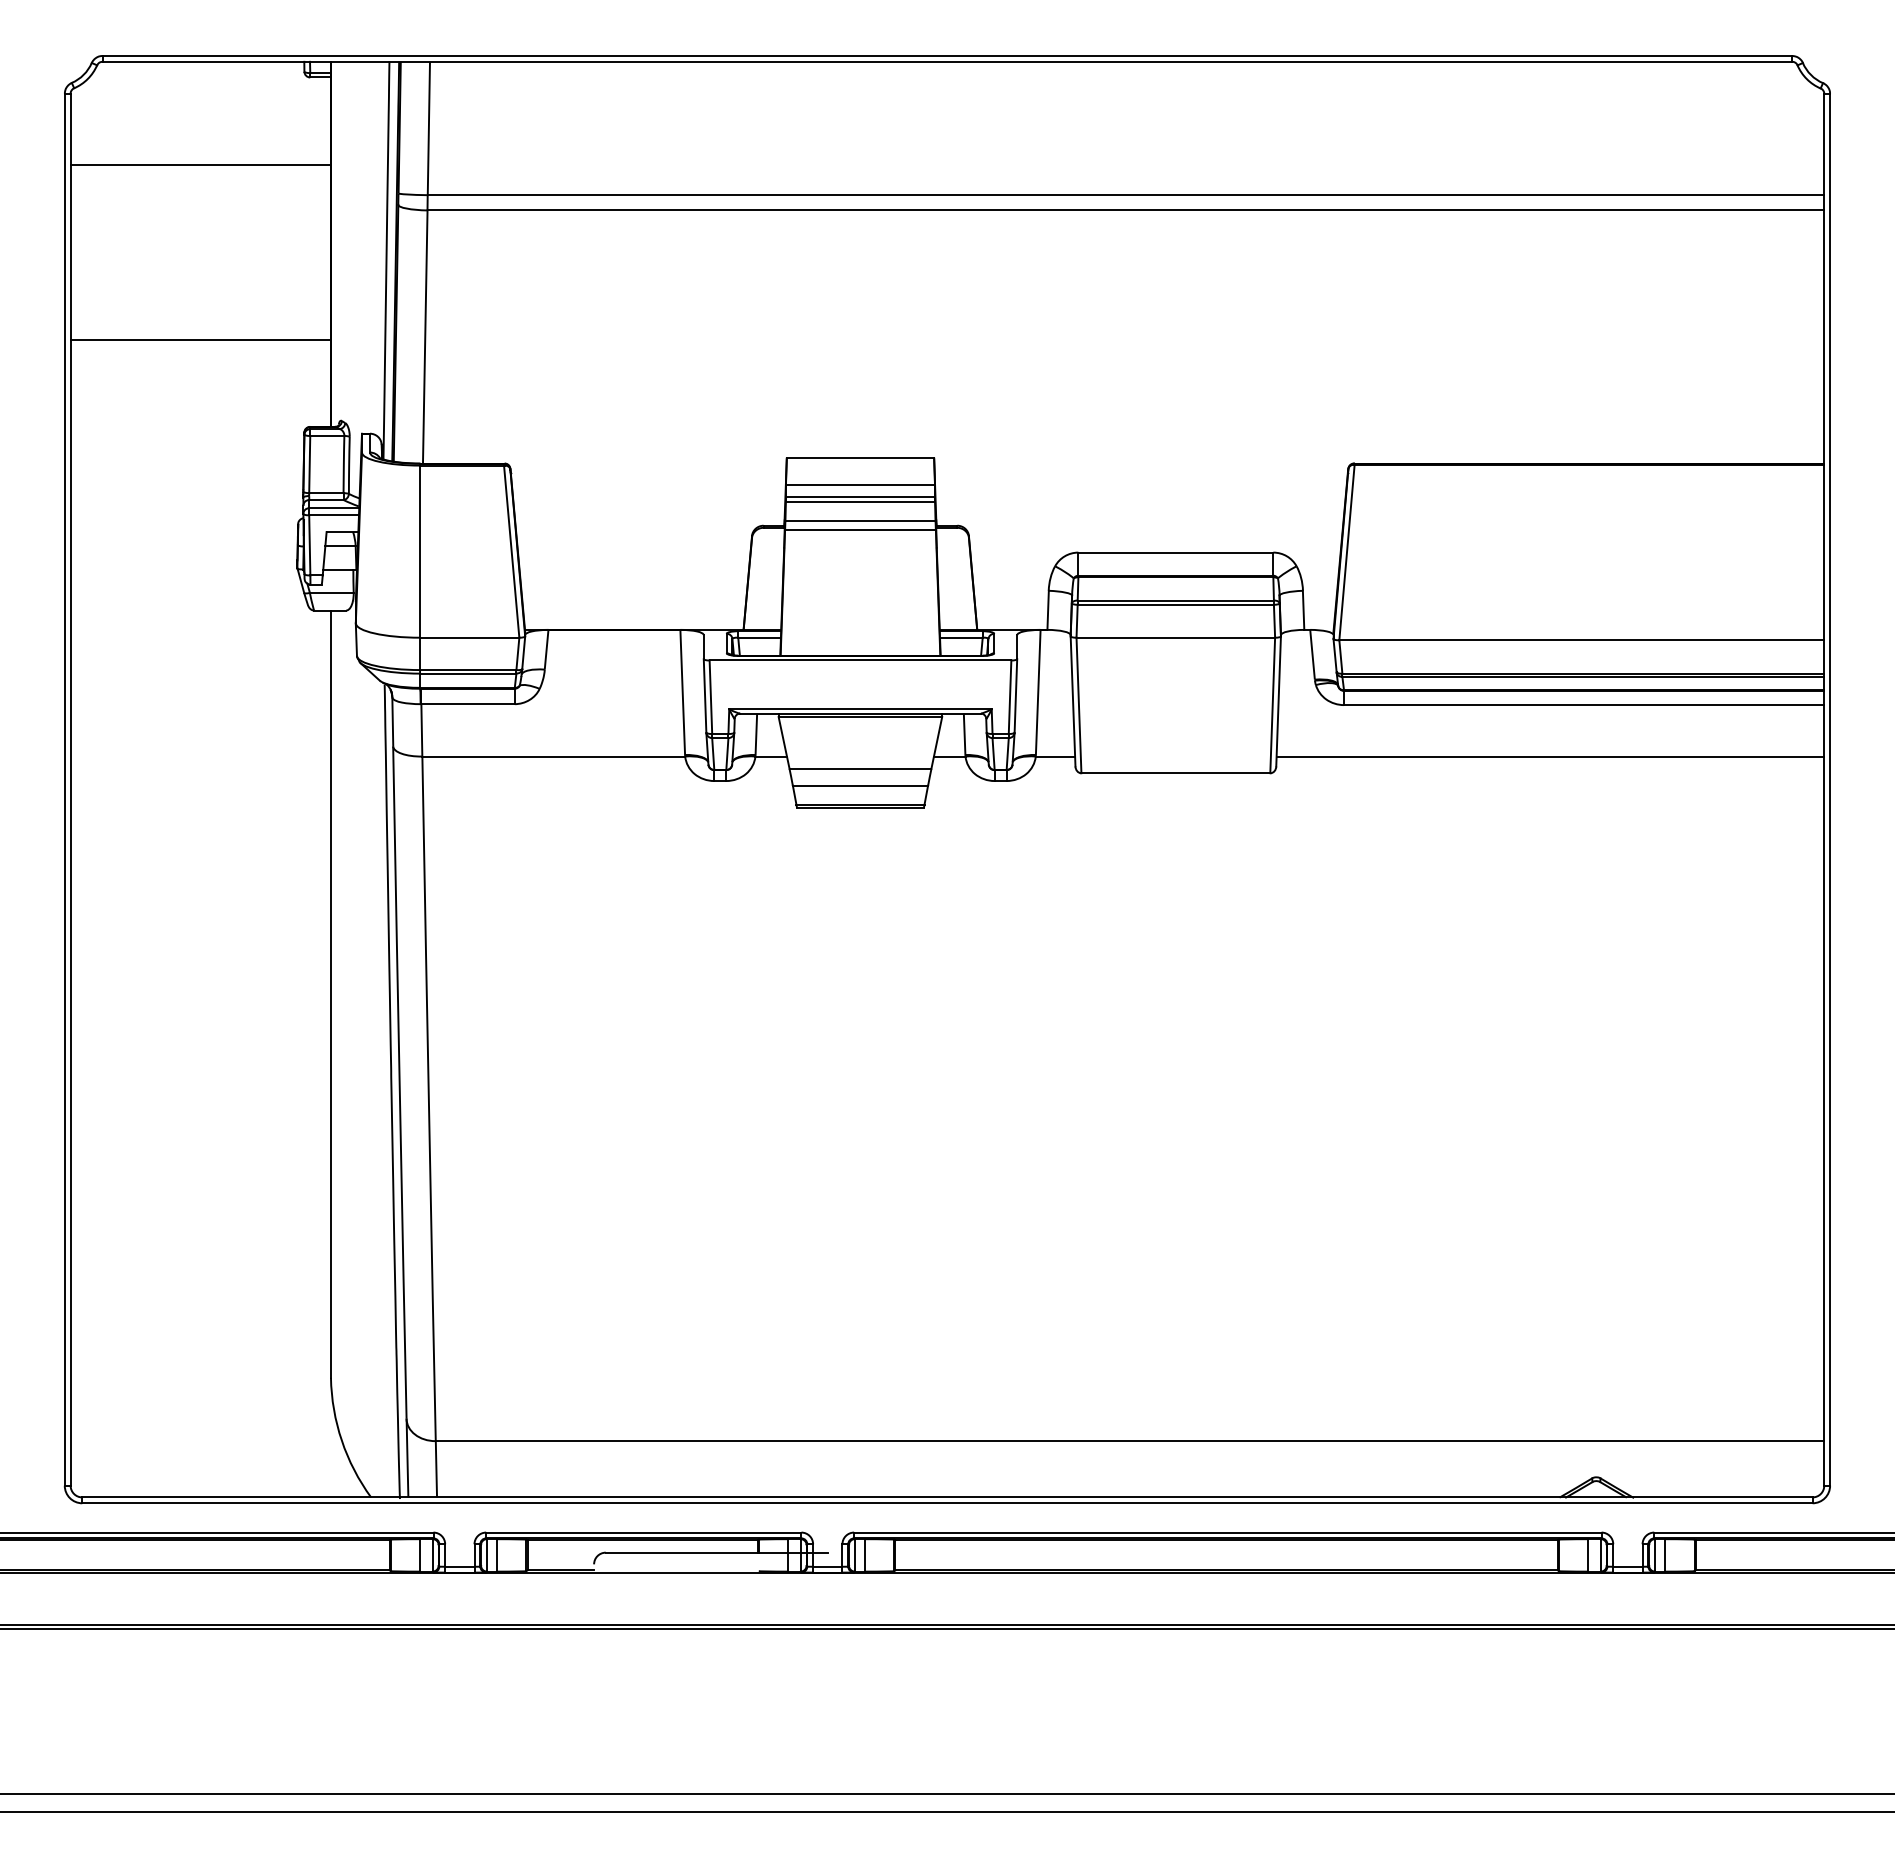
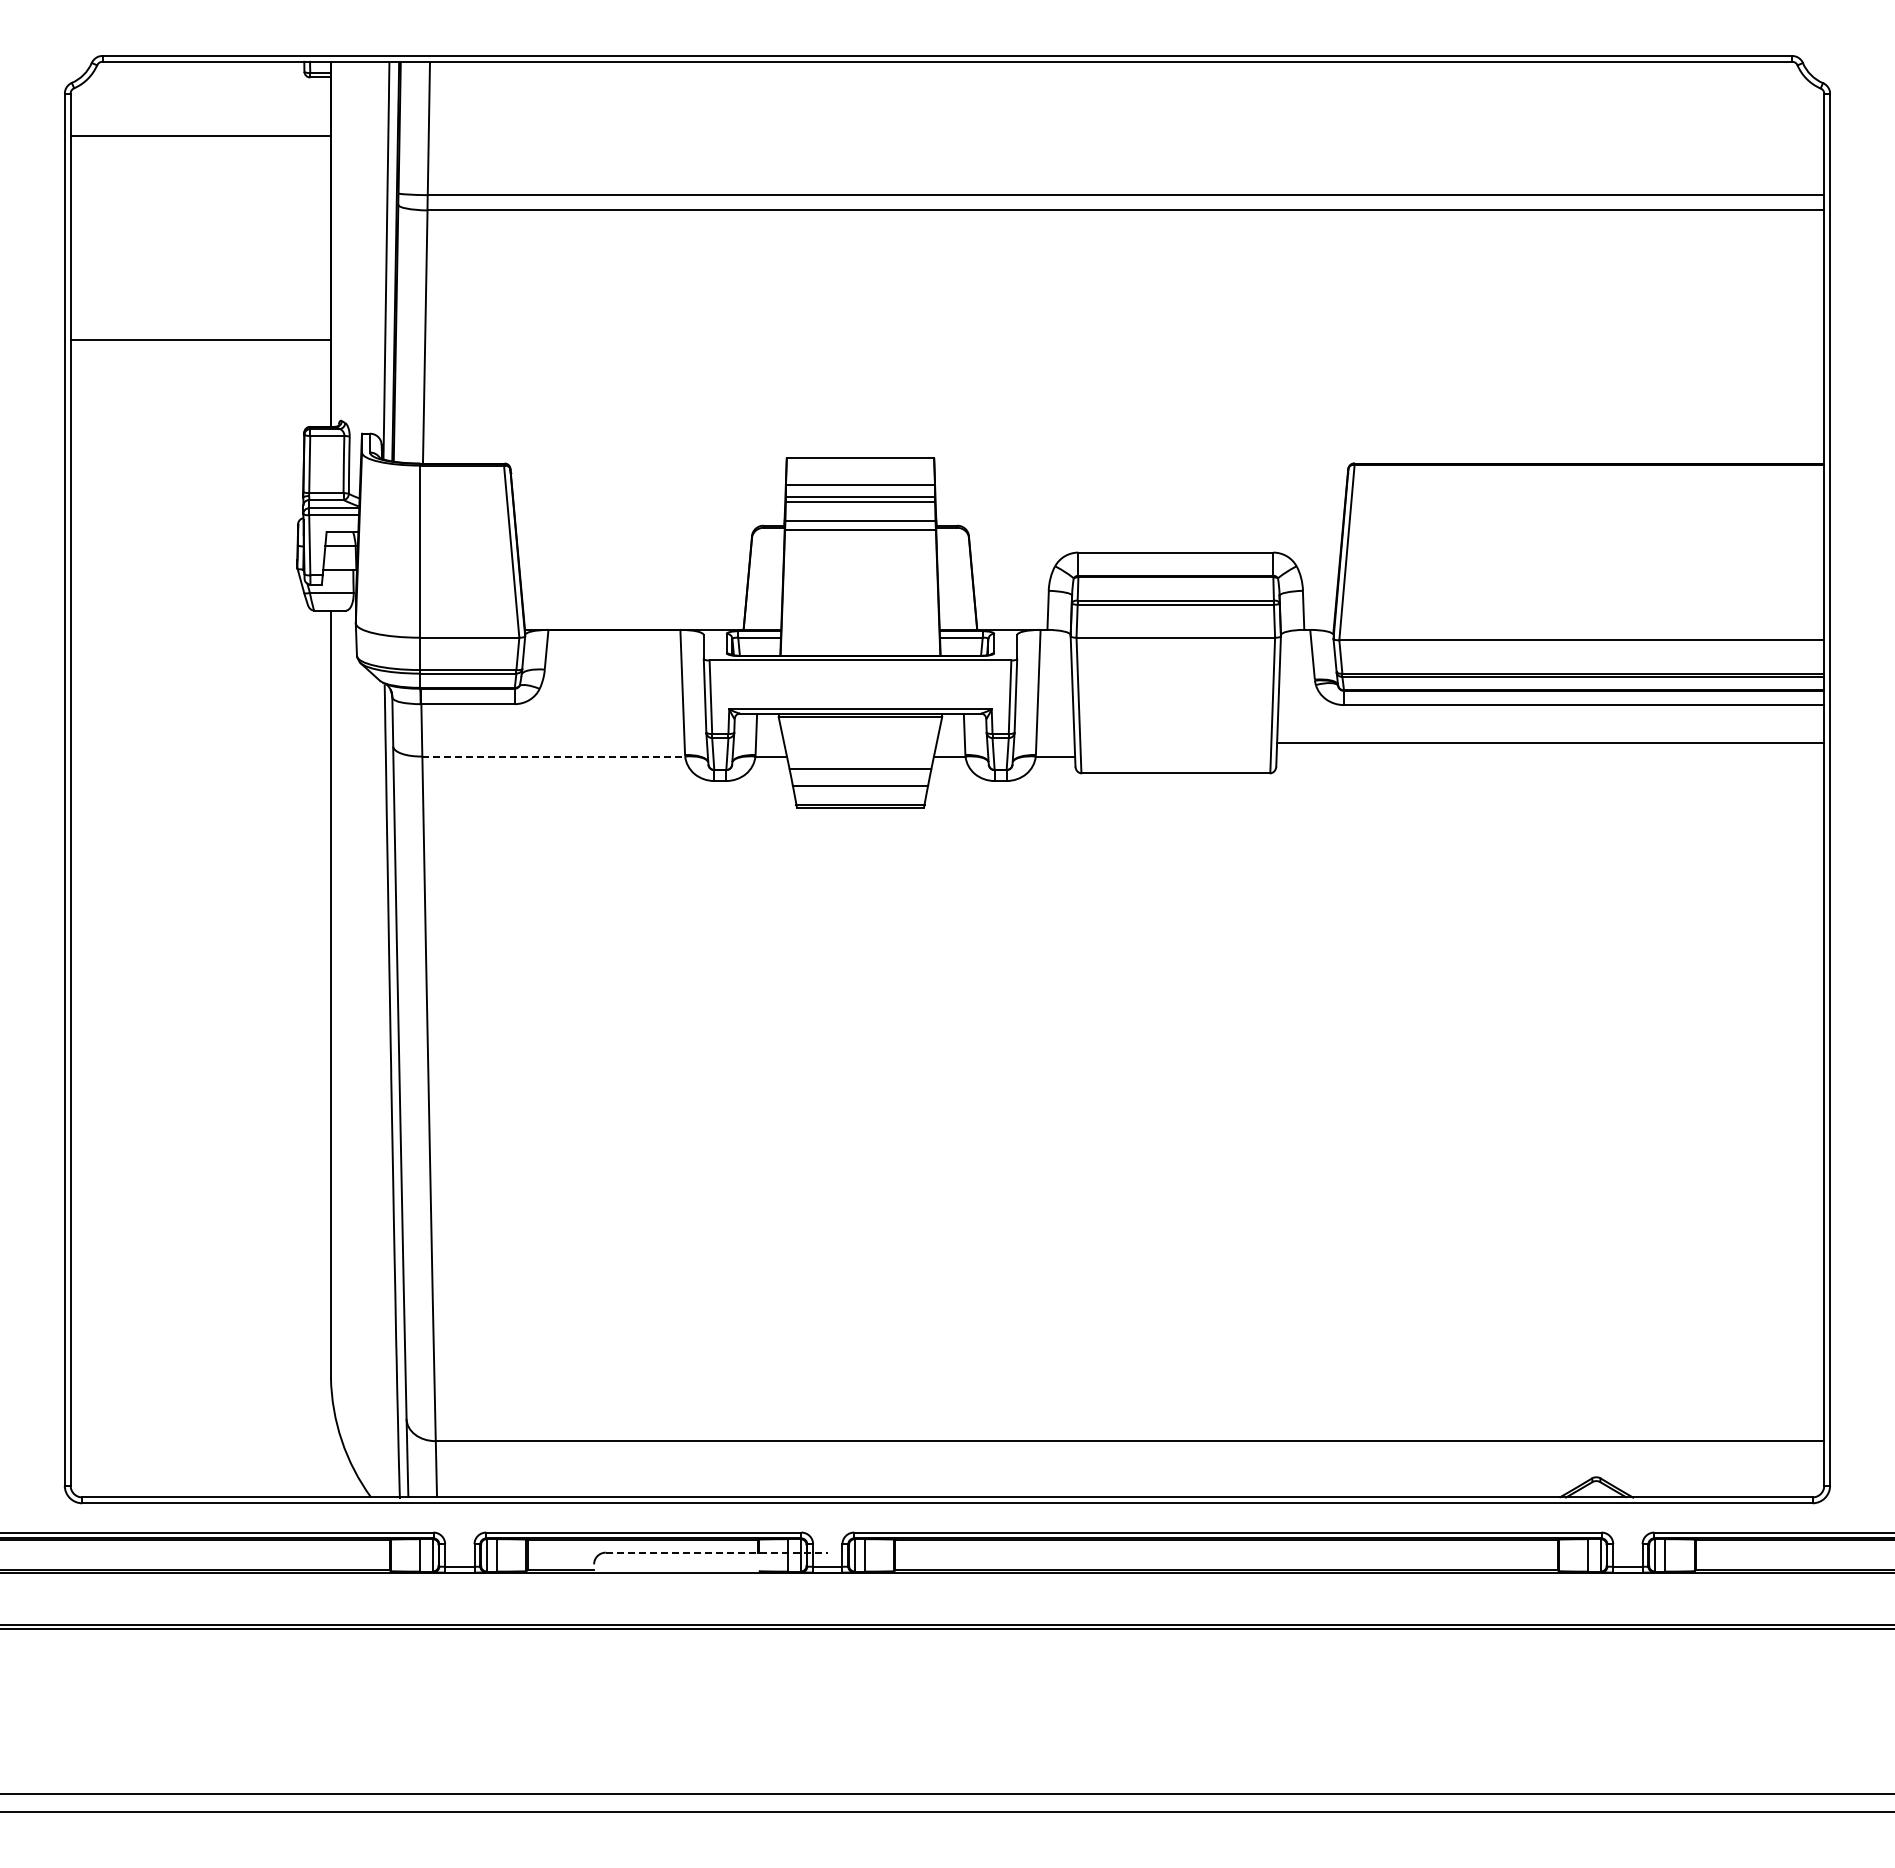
line position: (200, 164) -> (200, 135) (200, 135)
line: solid -> dashed (554, 756)
line position: (1550, 756) -> (1550, 742) (1550, 742)
line: solid -> dashed (716, 1552)
